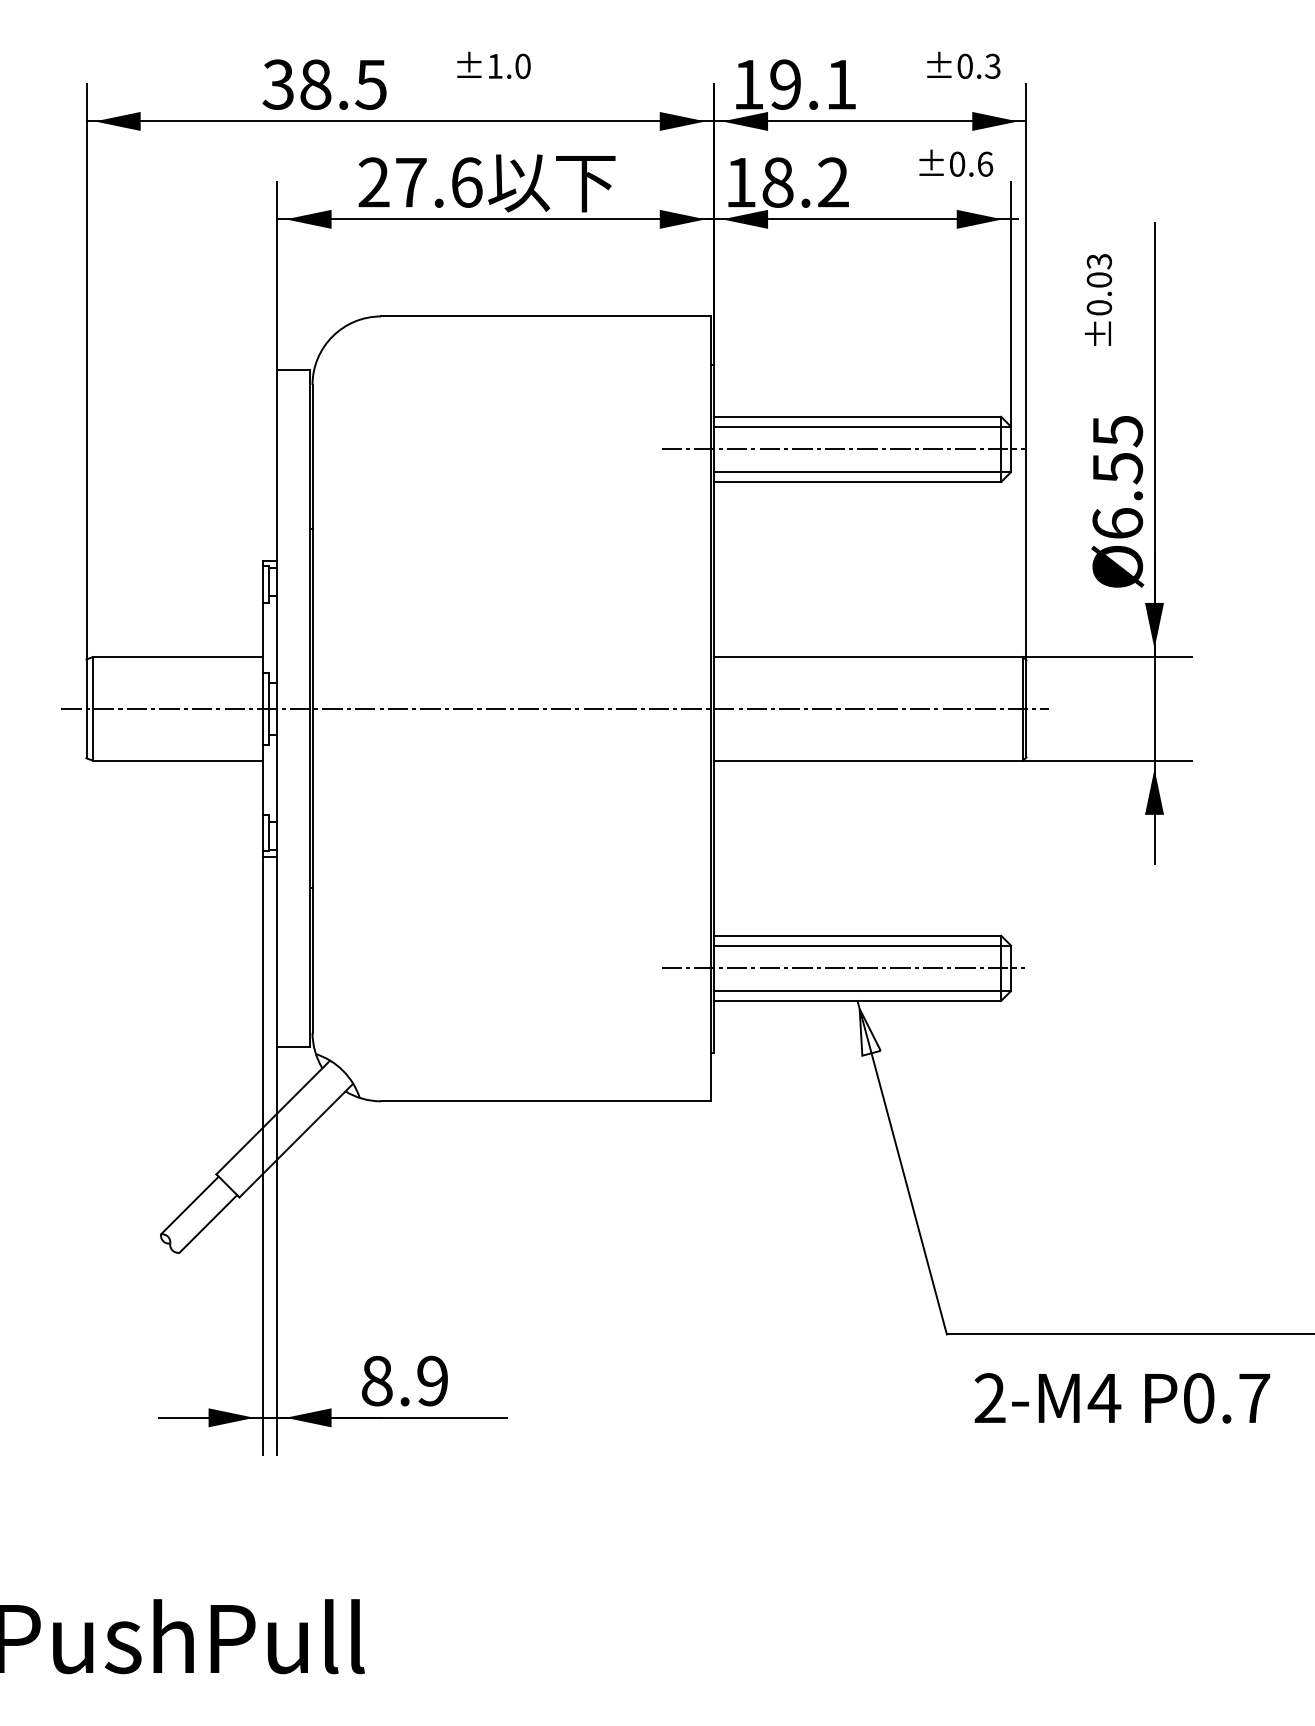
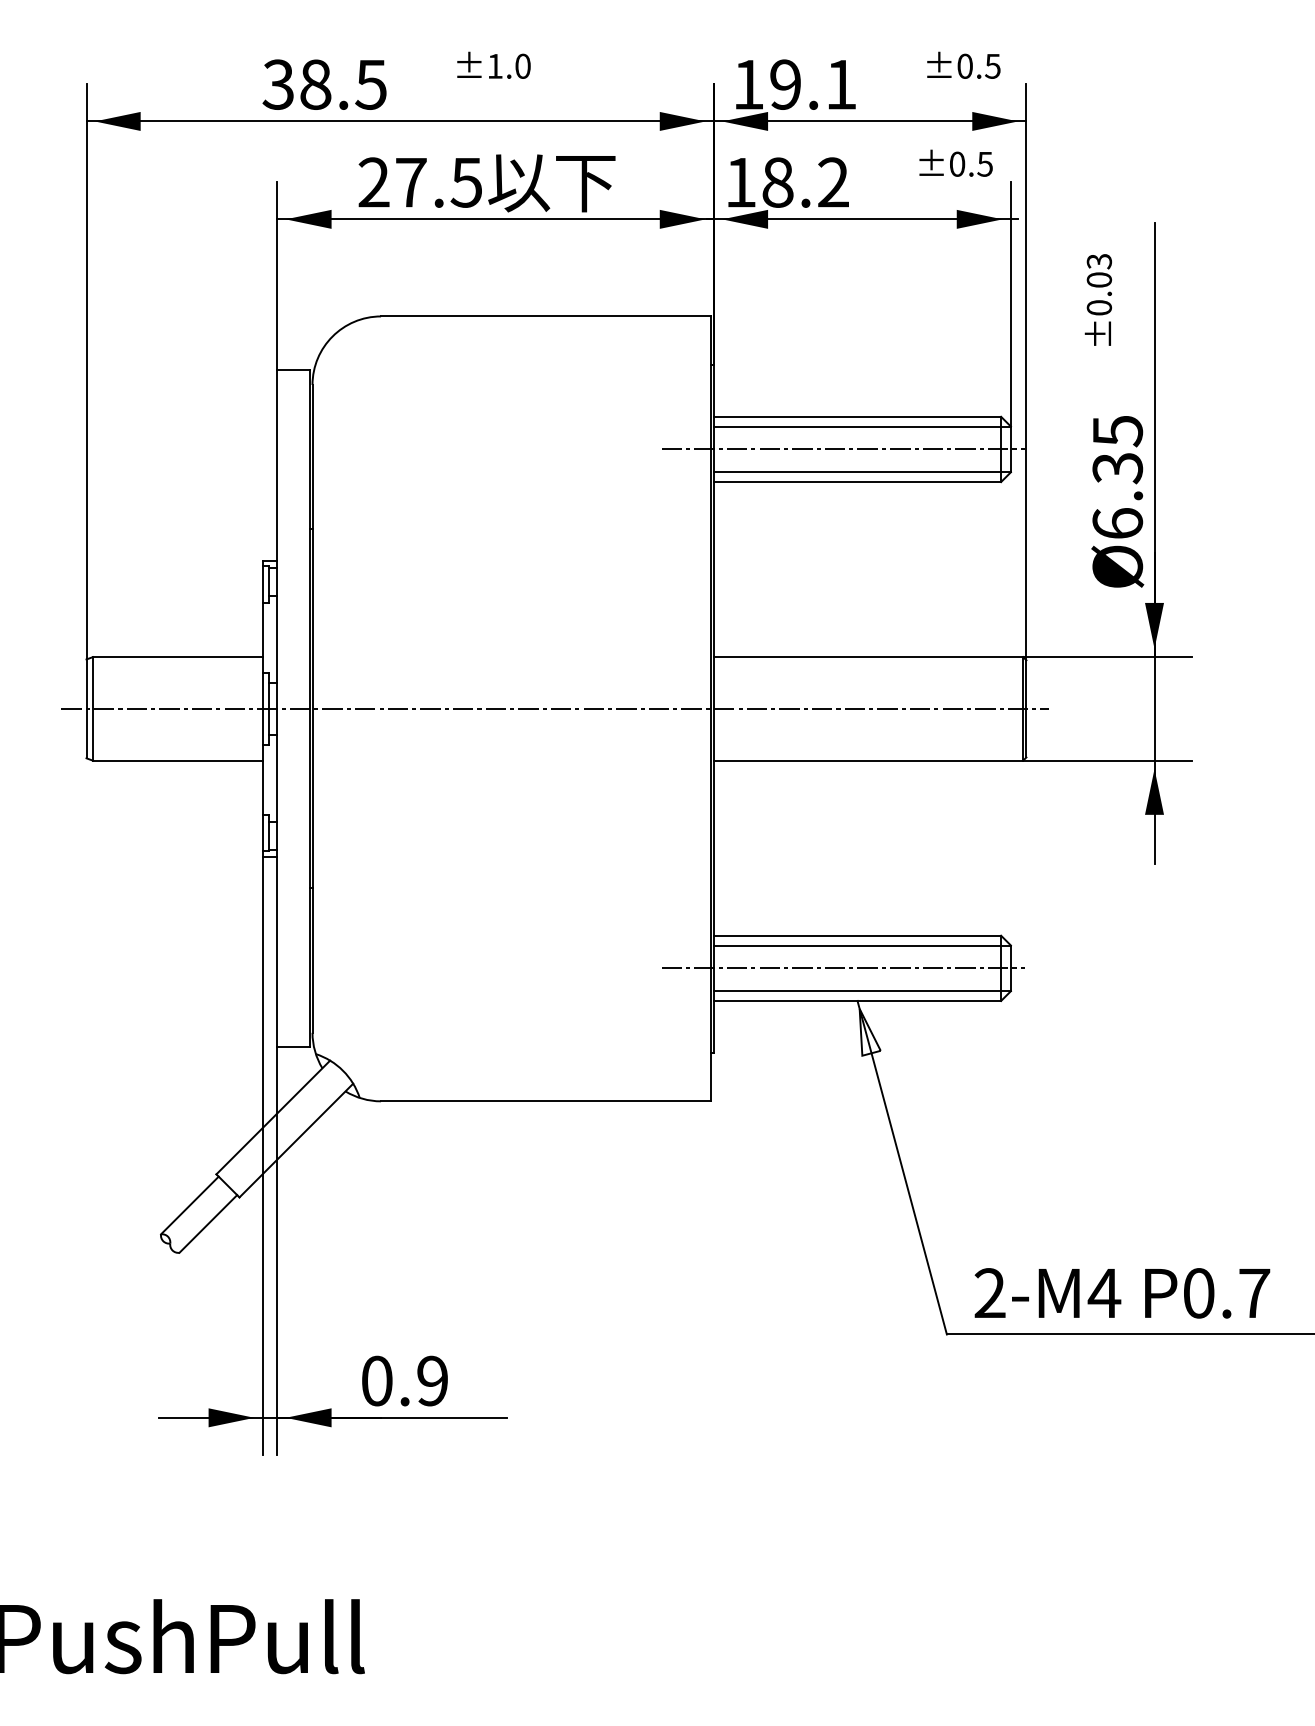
text: ±0.3 -> ±0.5 (992, 65)
text: ±0.6 -> ±0.5 (985, 163)
text: 27.6 -> 27.5 (466, 182)
text: Ø6.55 -> Ø6.35 (1117, 468)
text: 8.9 -> 0.9 (376, 1380)
text position: (1122, 1398) -> (1122, 1293) (1122, 1293)
